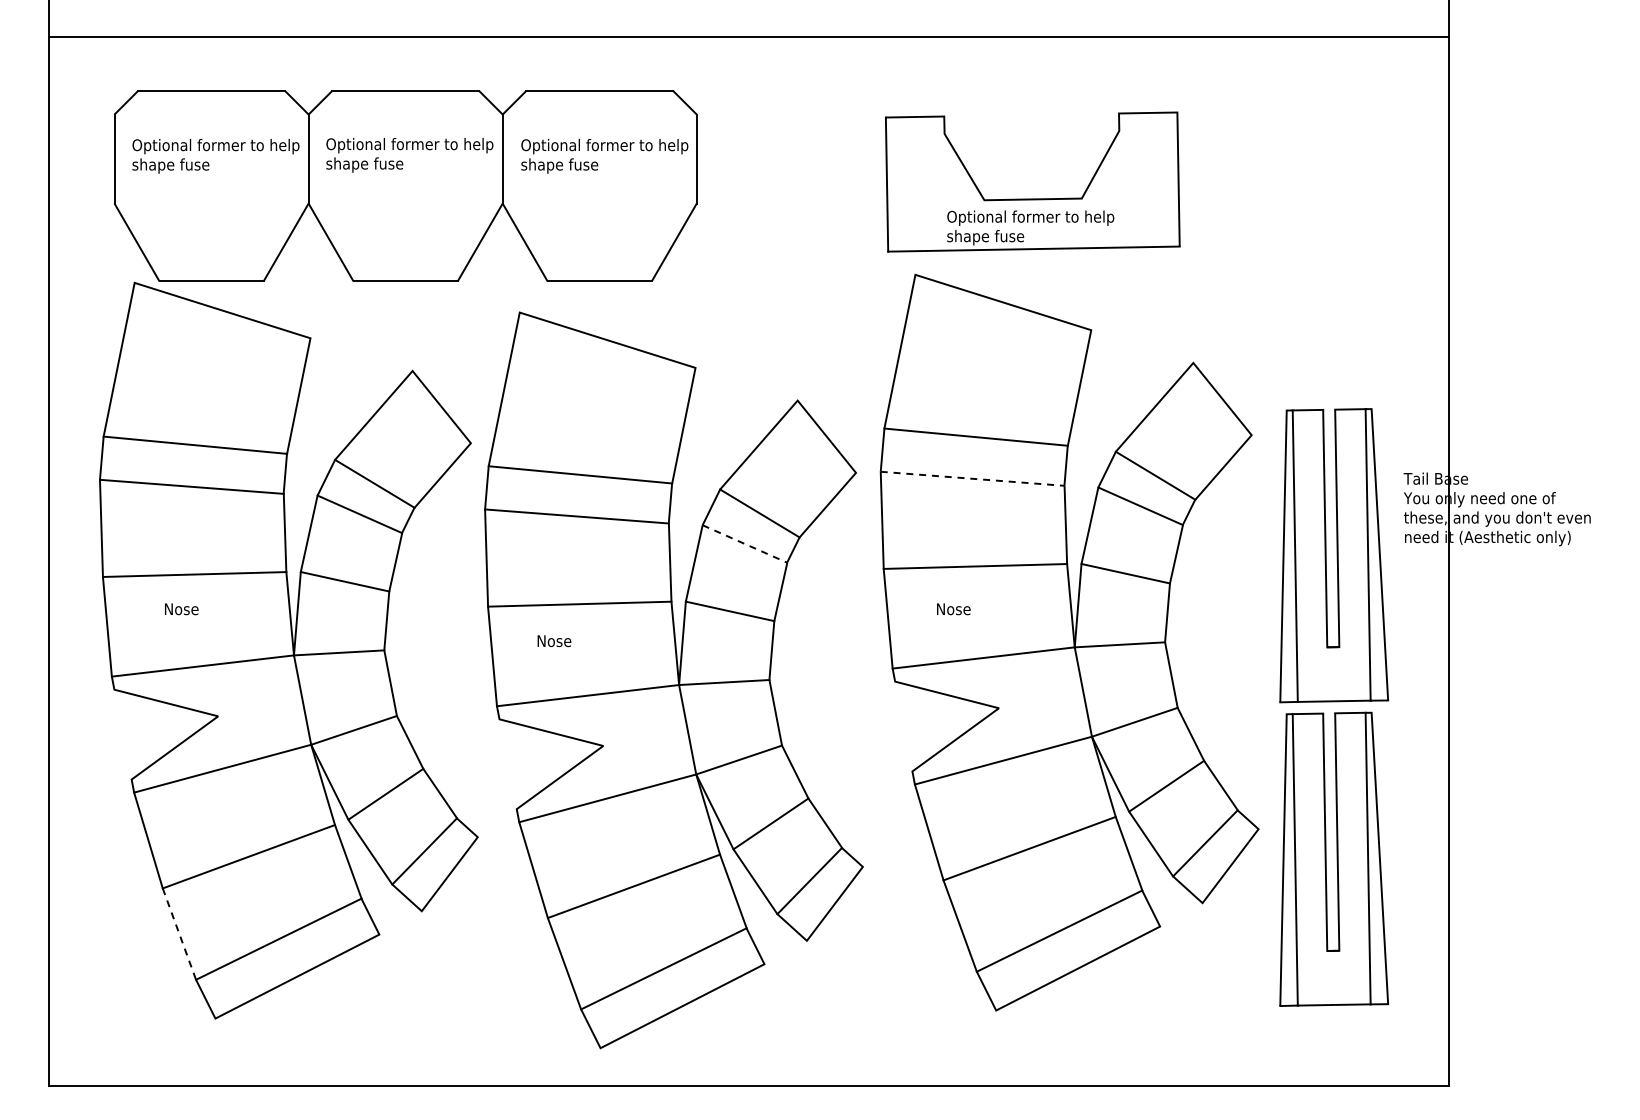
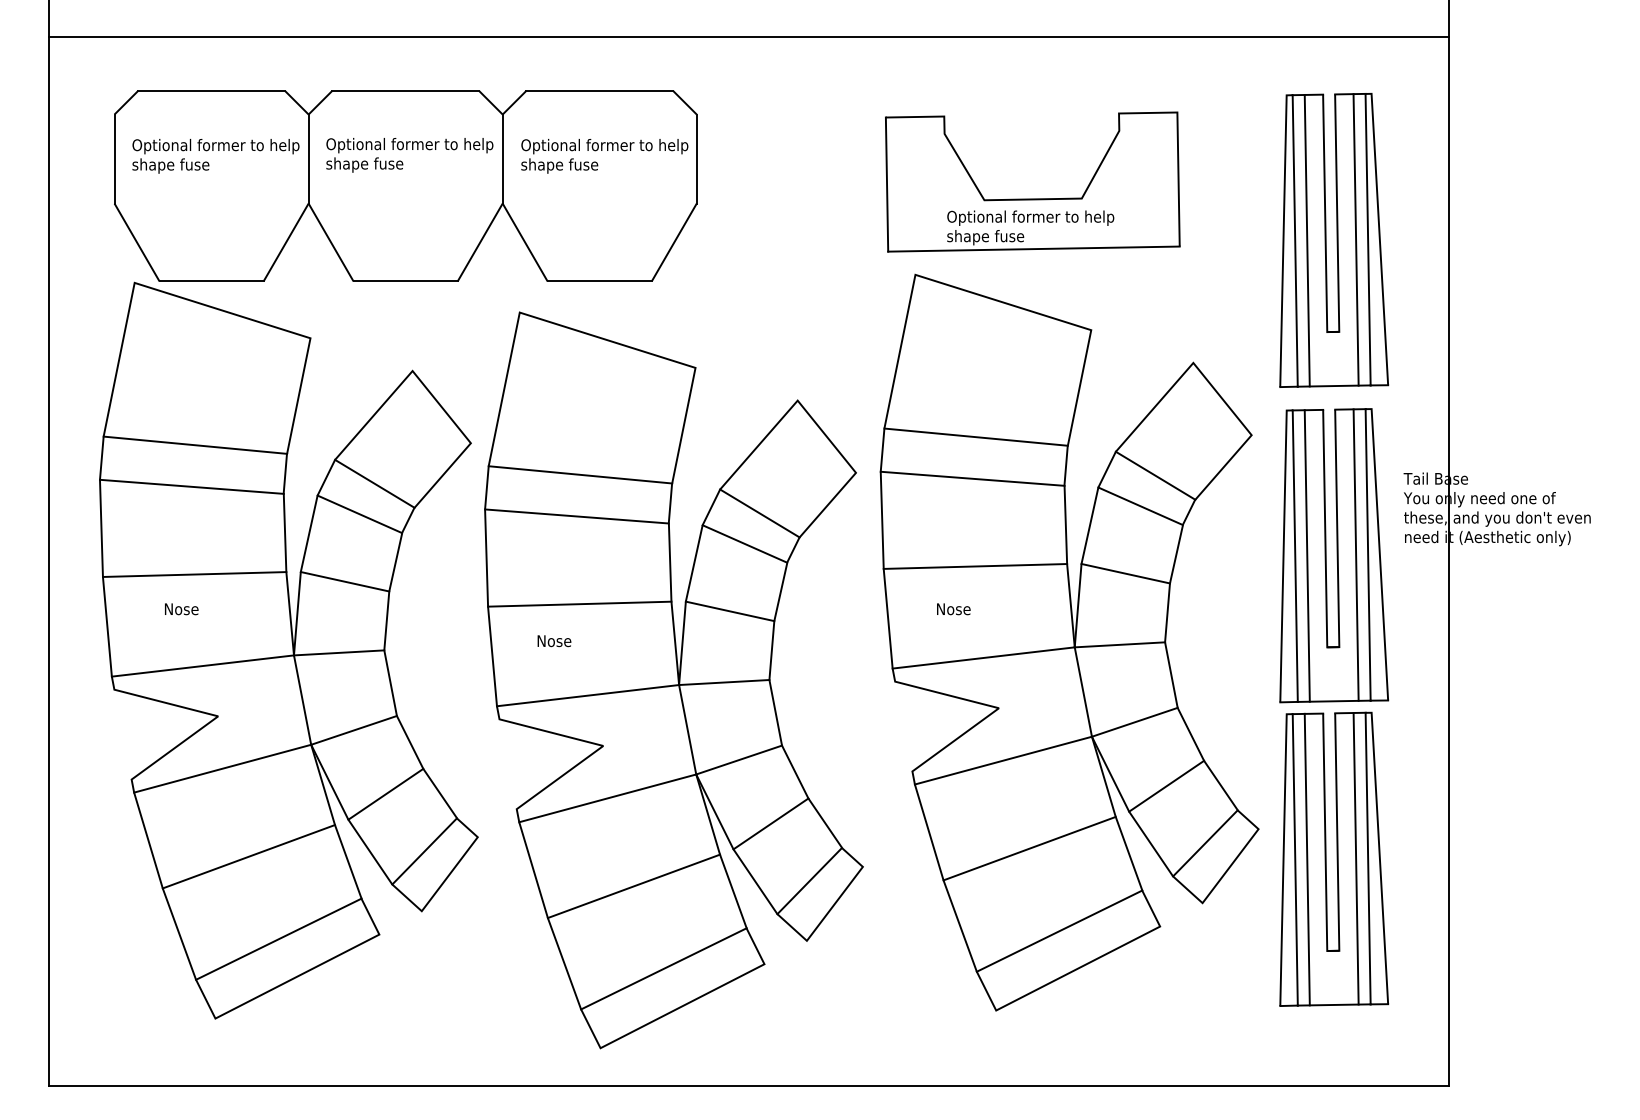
part: none -> present (1334, 240)
line: dashed -> solid (973, 478)
line: dashed -> solid (745, 544)
line: none -> present (1355, 554)
line: none -> present (1306, 555)
line: none -> present (1355, 858)
line: none -> present (1306, 859)
line: dashed -> solid (179, 934)
